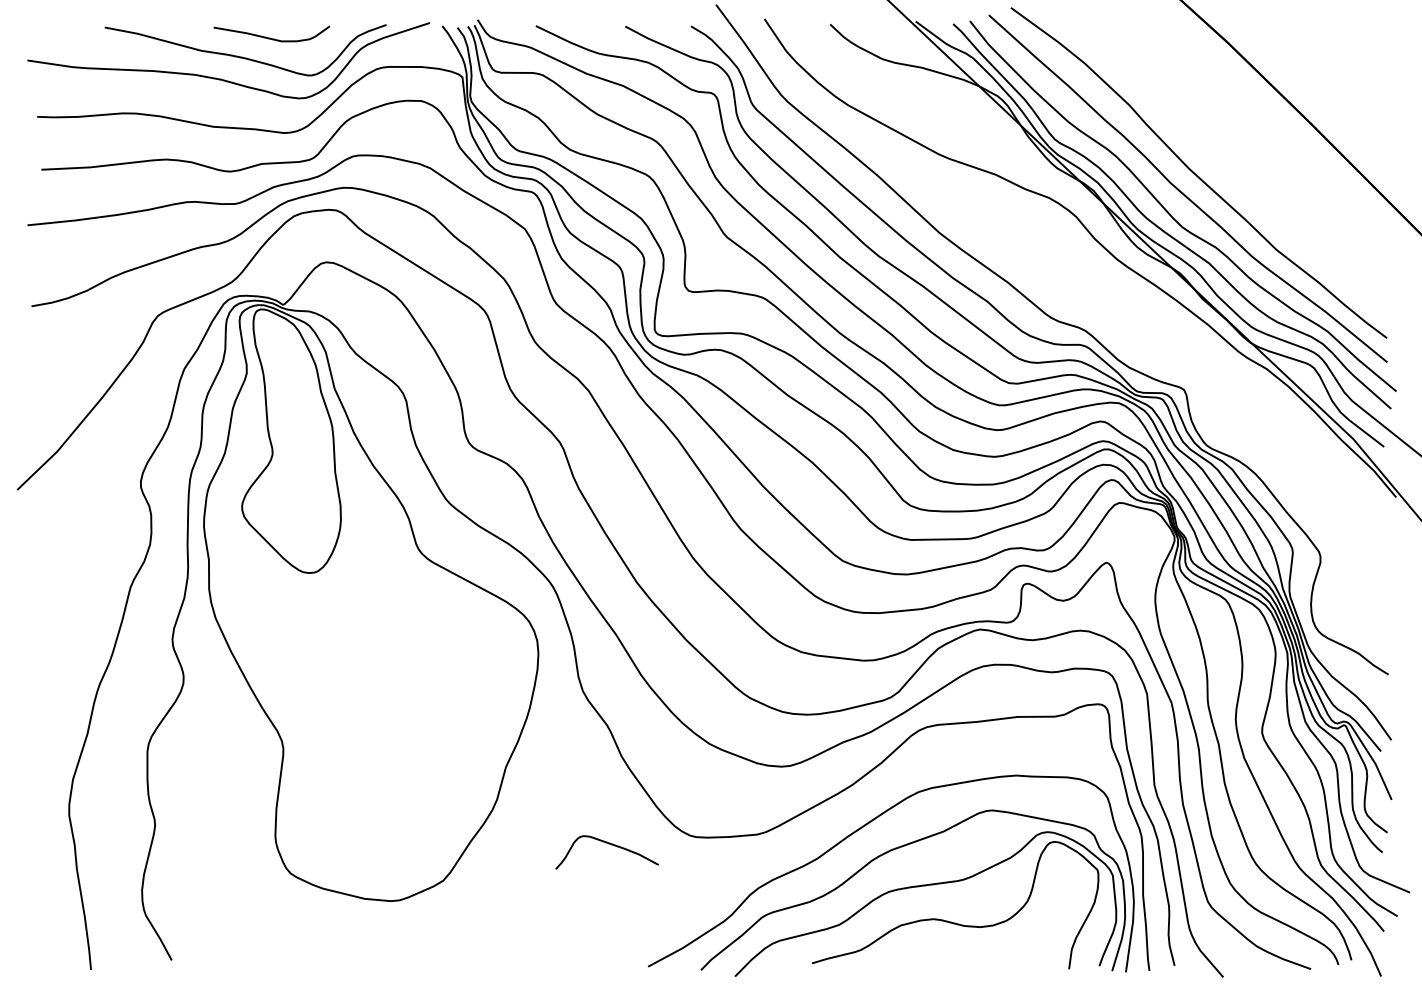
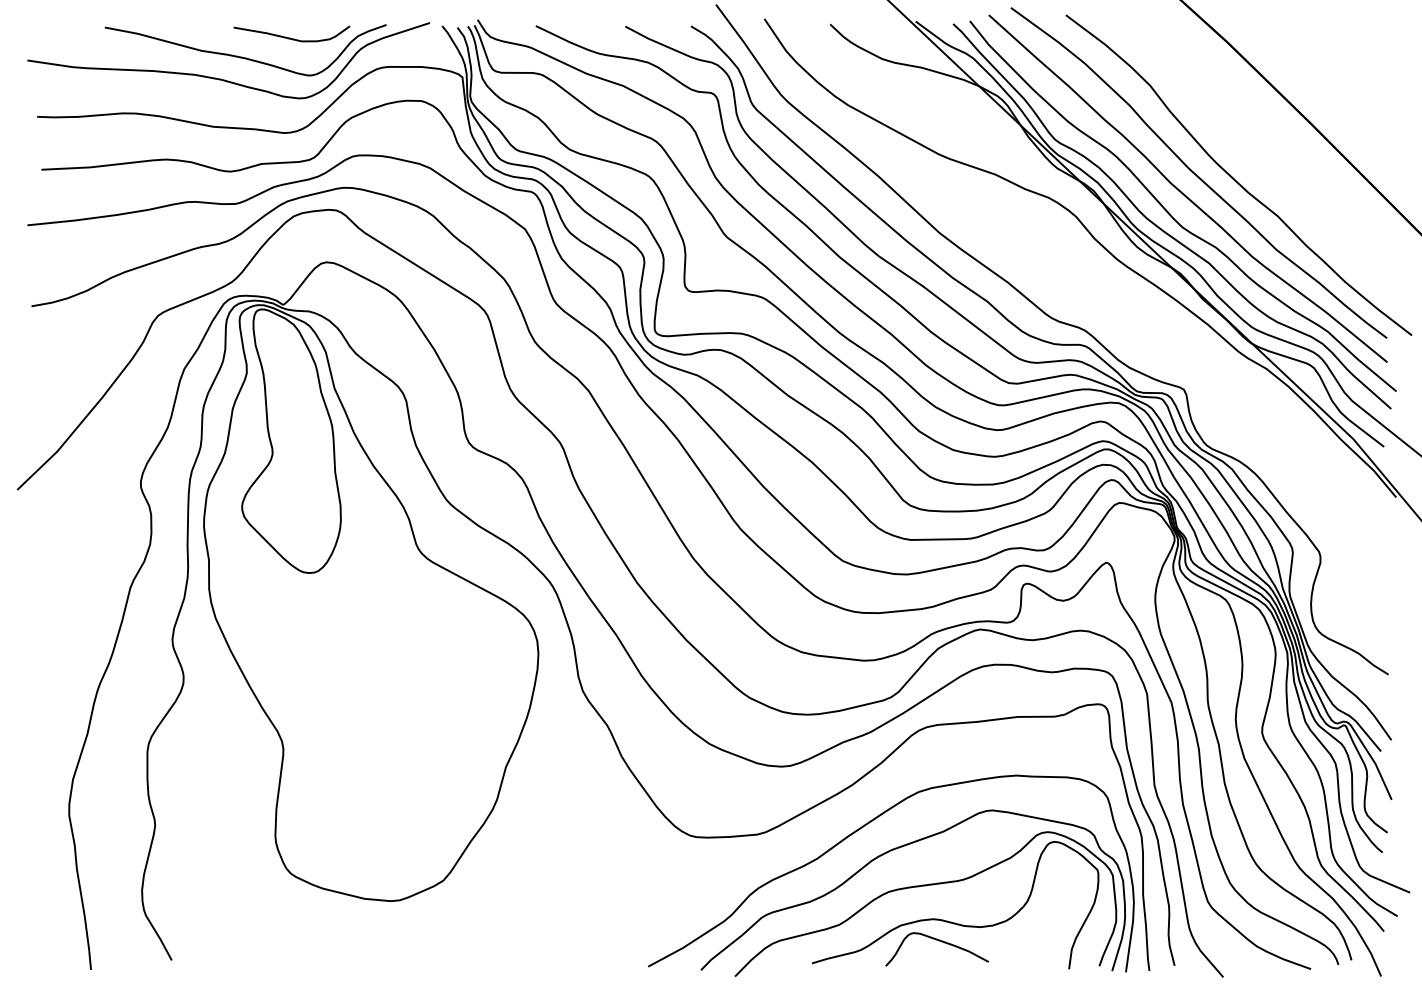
curve position: (270, 37) -> (290, 37) (290, 37)
curve: none -> present (1234, 178)
curve position: (608, 844) -> (938, 941) (938, 941)
